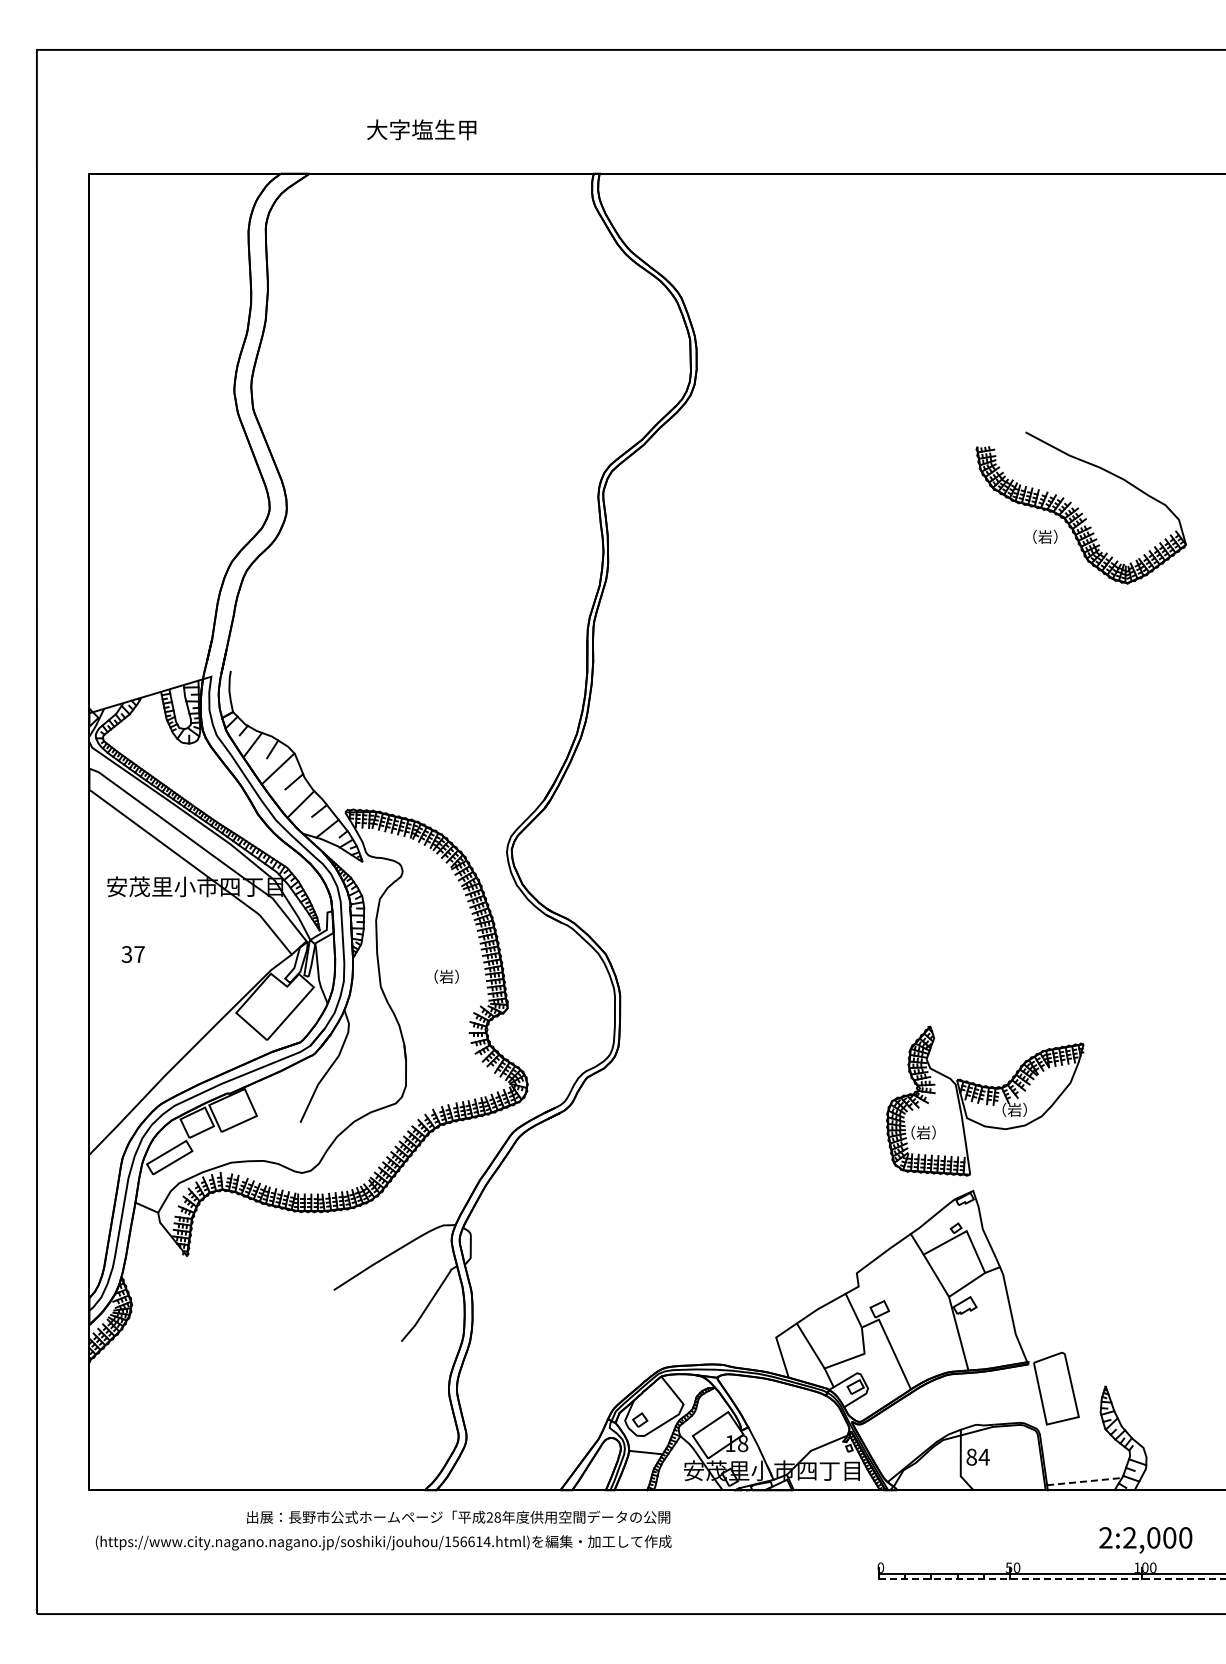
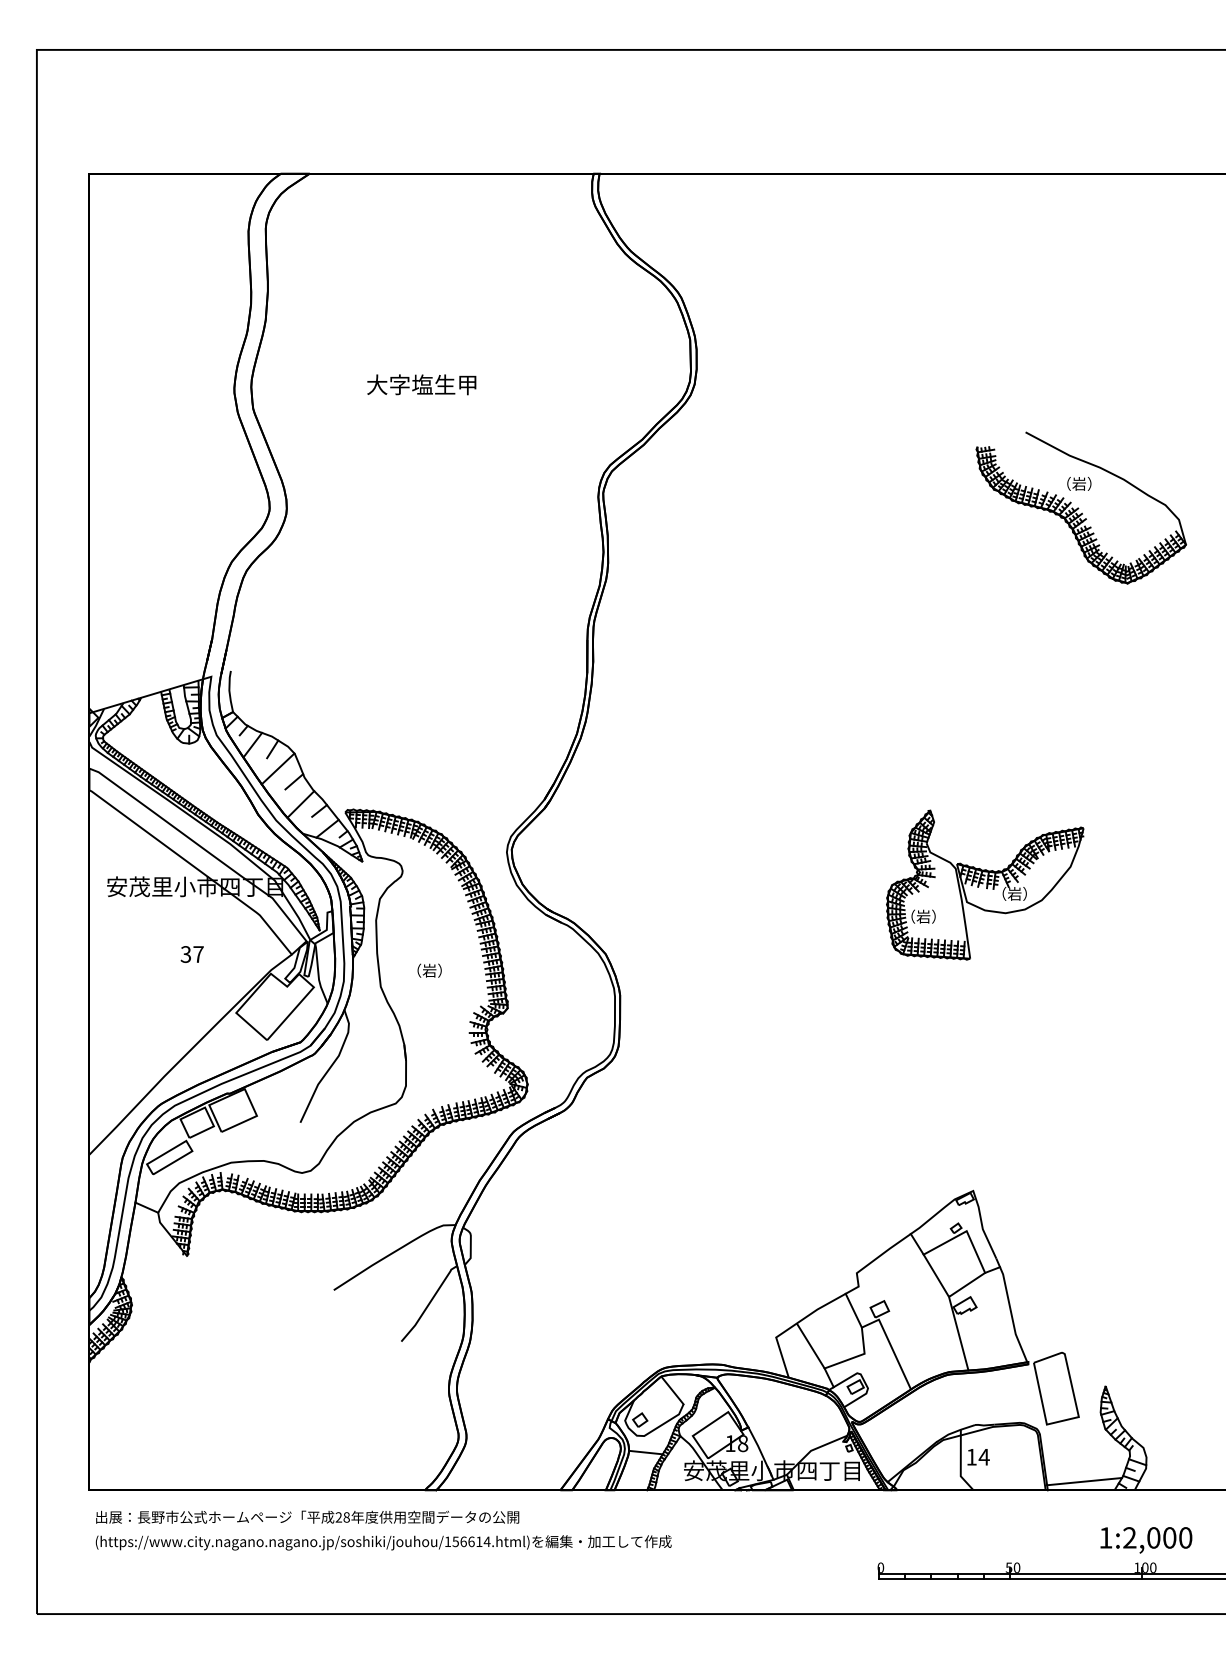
text position: (421, 129) -> (421, 384) (421, 384)
text position: (1045, 536) -> (1079, 483) (1079, 483)
text position: (132, 954) -> (191, 954) (191, 954)
text position: (446, 976) -> (429, 970) (429, 970)
part position: (985, 1100) -> (985, 884) (985, 884)
text: 84 -> 14 (971, 1456)
line: dashed -> solid (1084, 1481)
text position: (458, 1516) -> (307, 1516) (307, 1516)
text: 2:2,000 -> 1:2,000 (1105, 1537)
line: dashed -> solid (1052, 1578)
